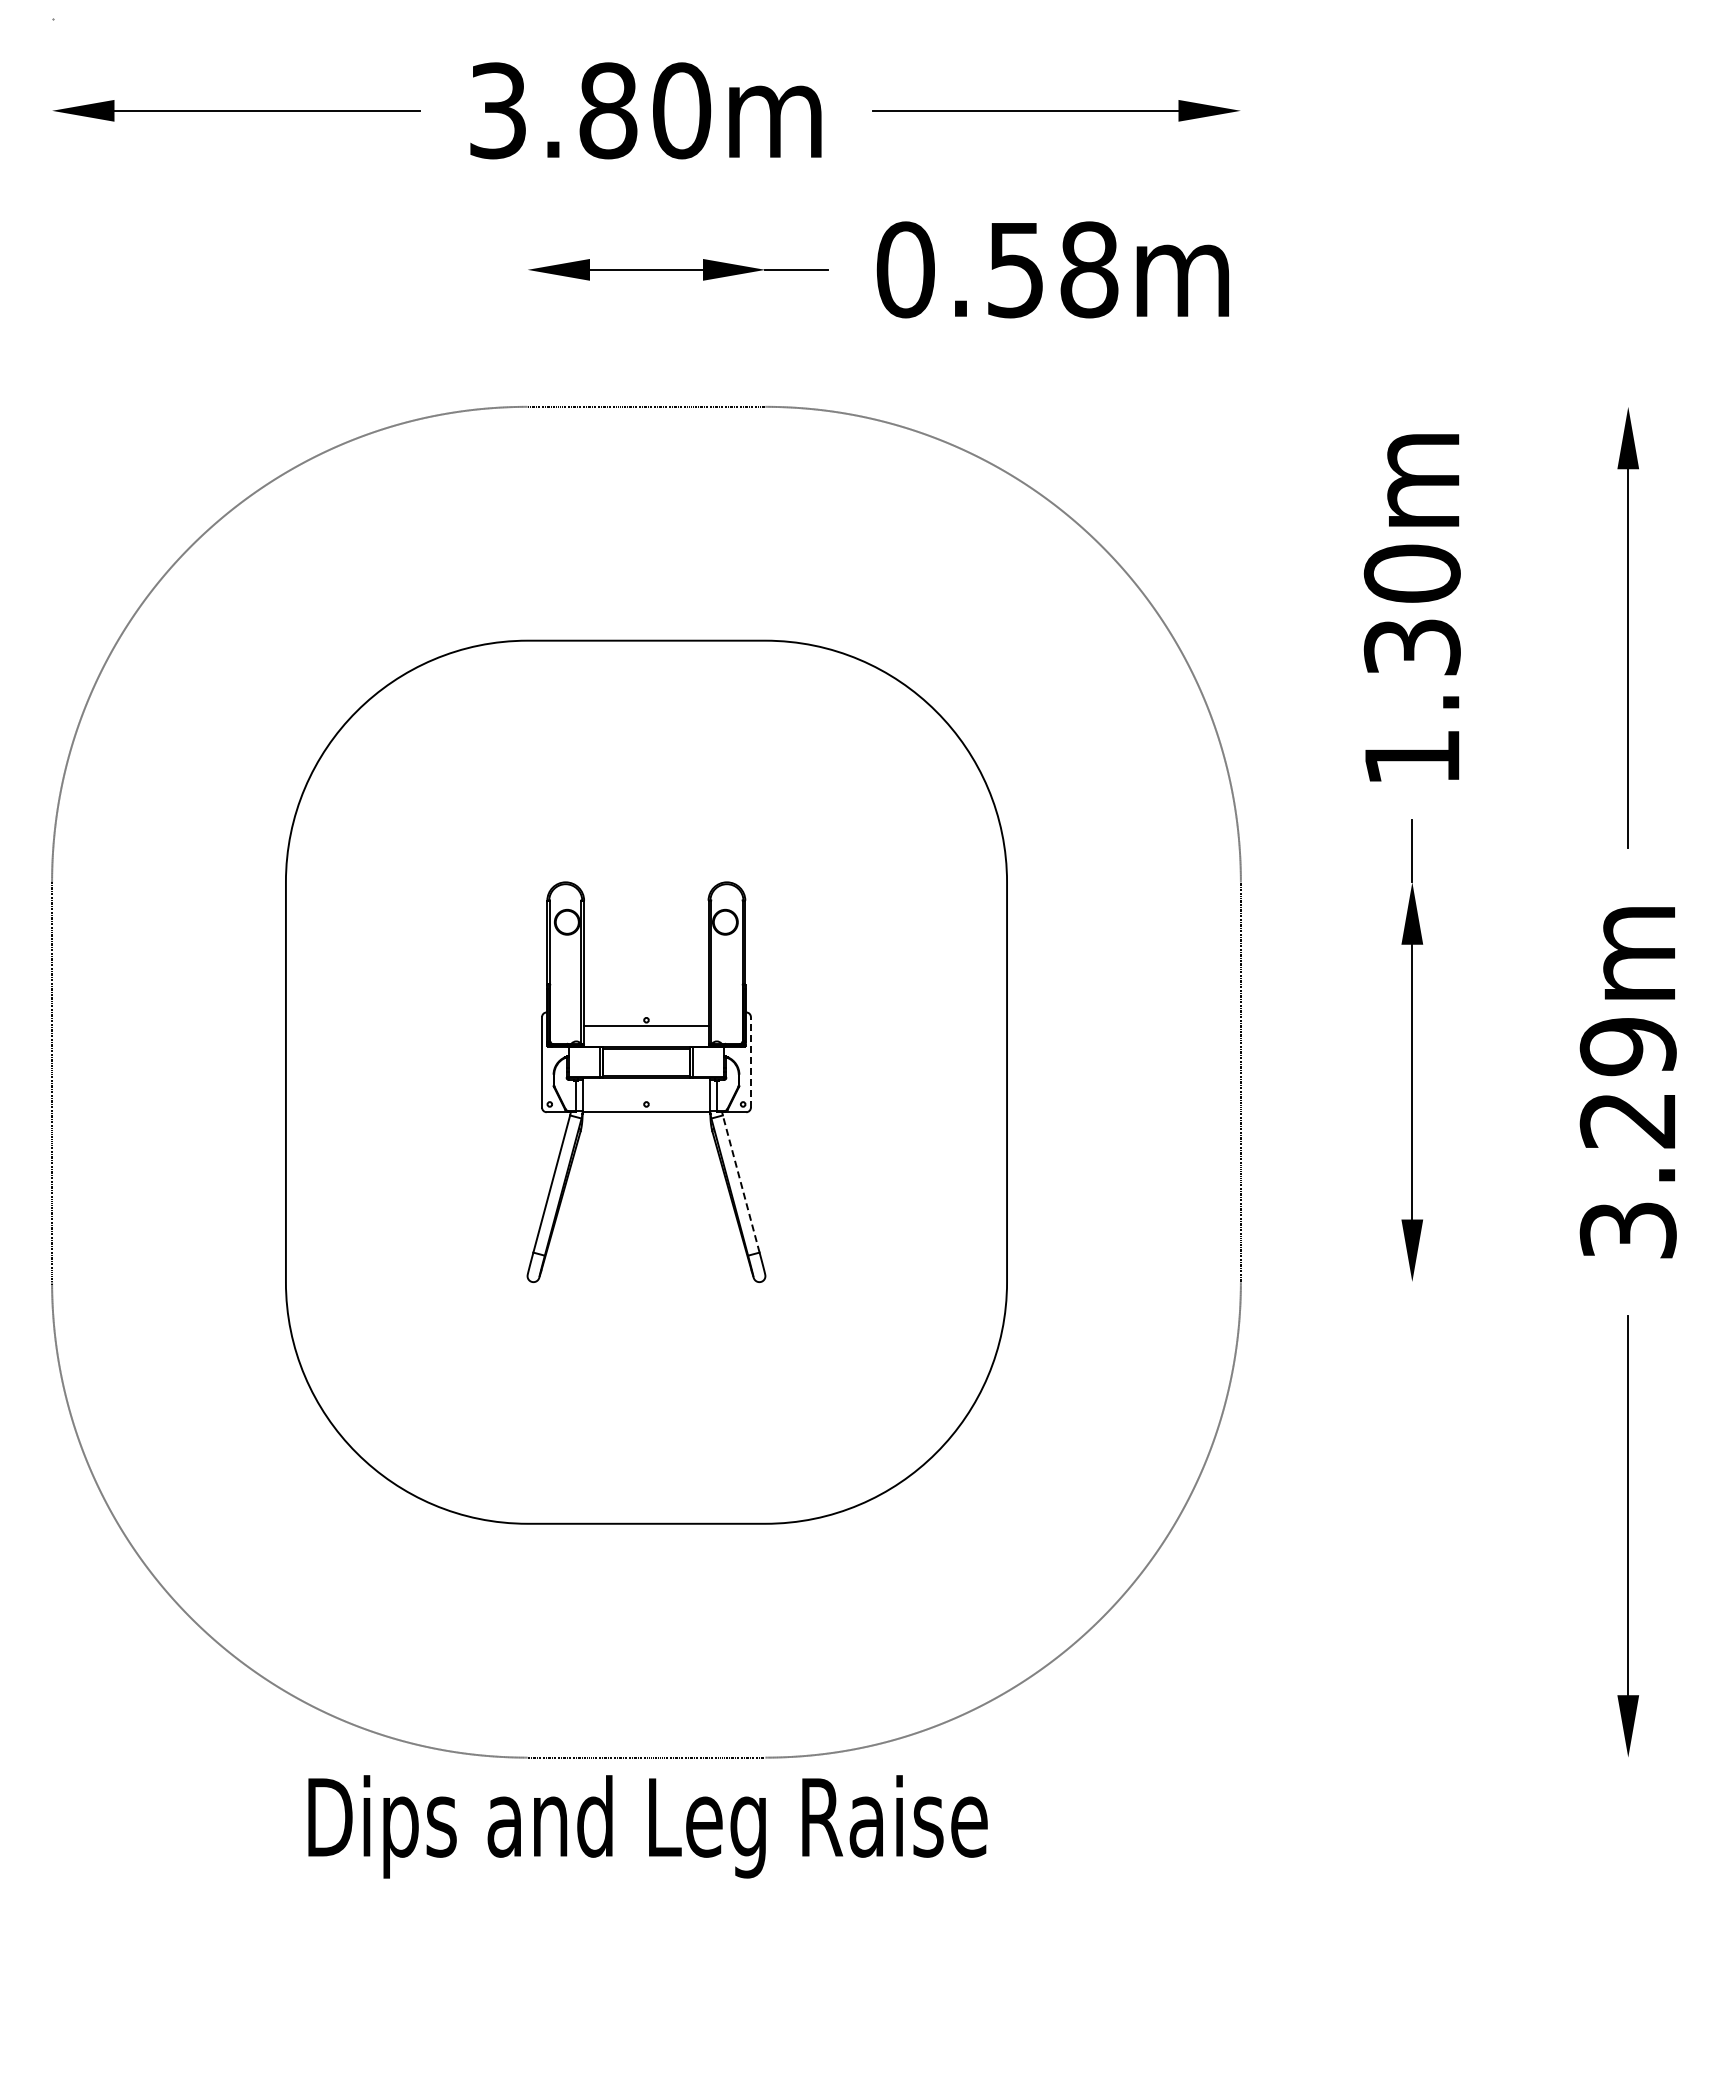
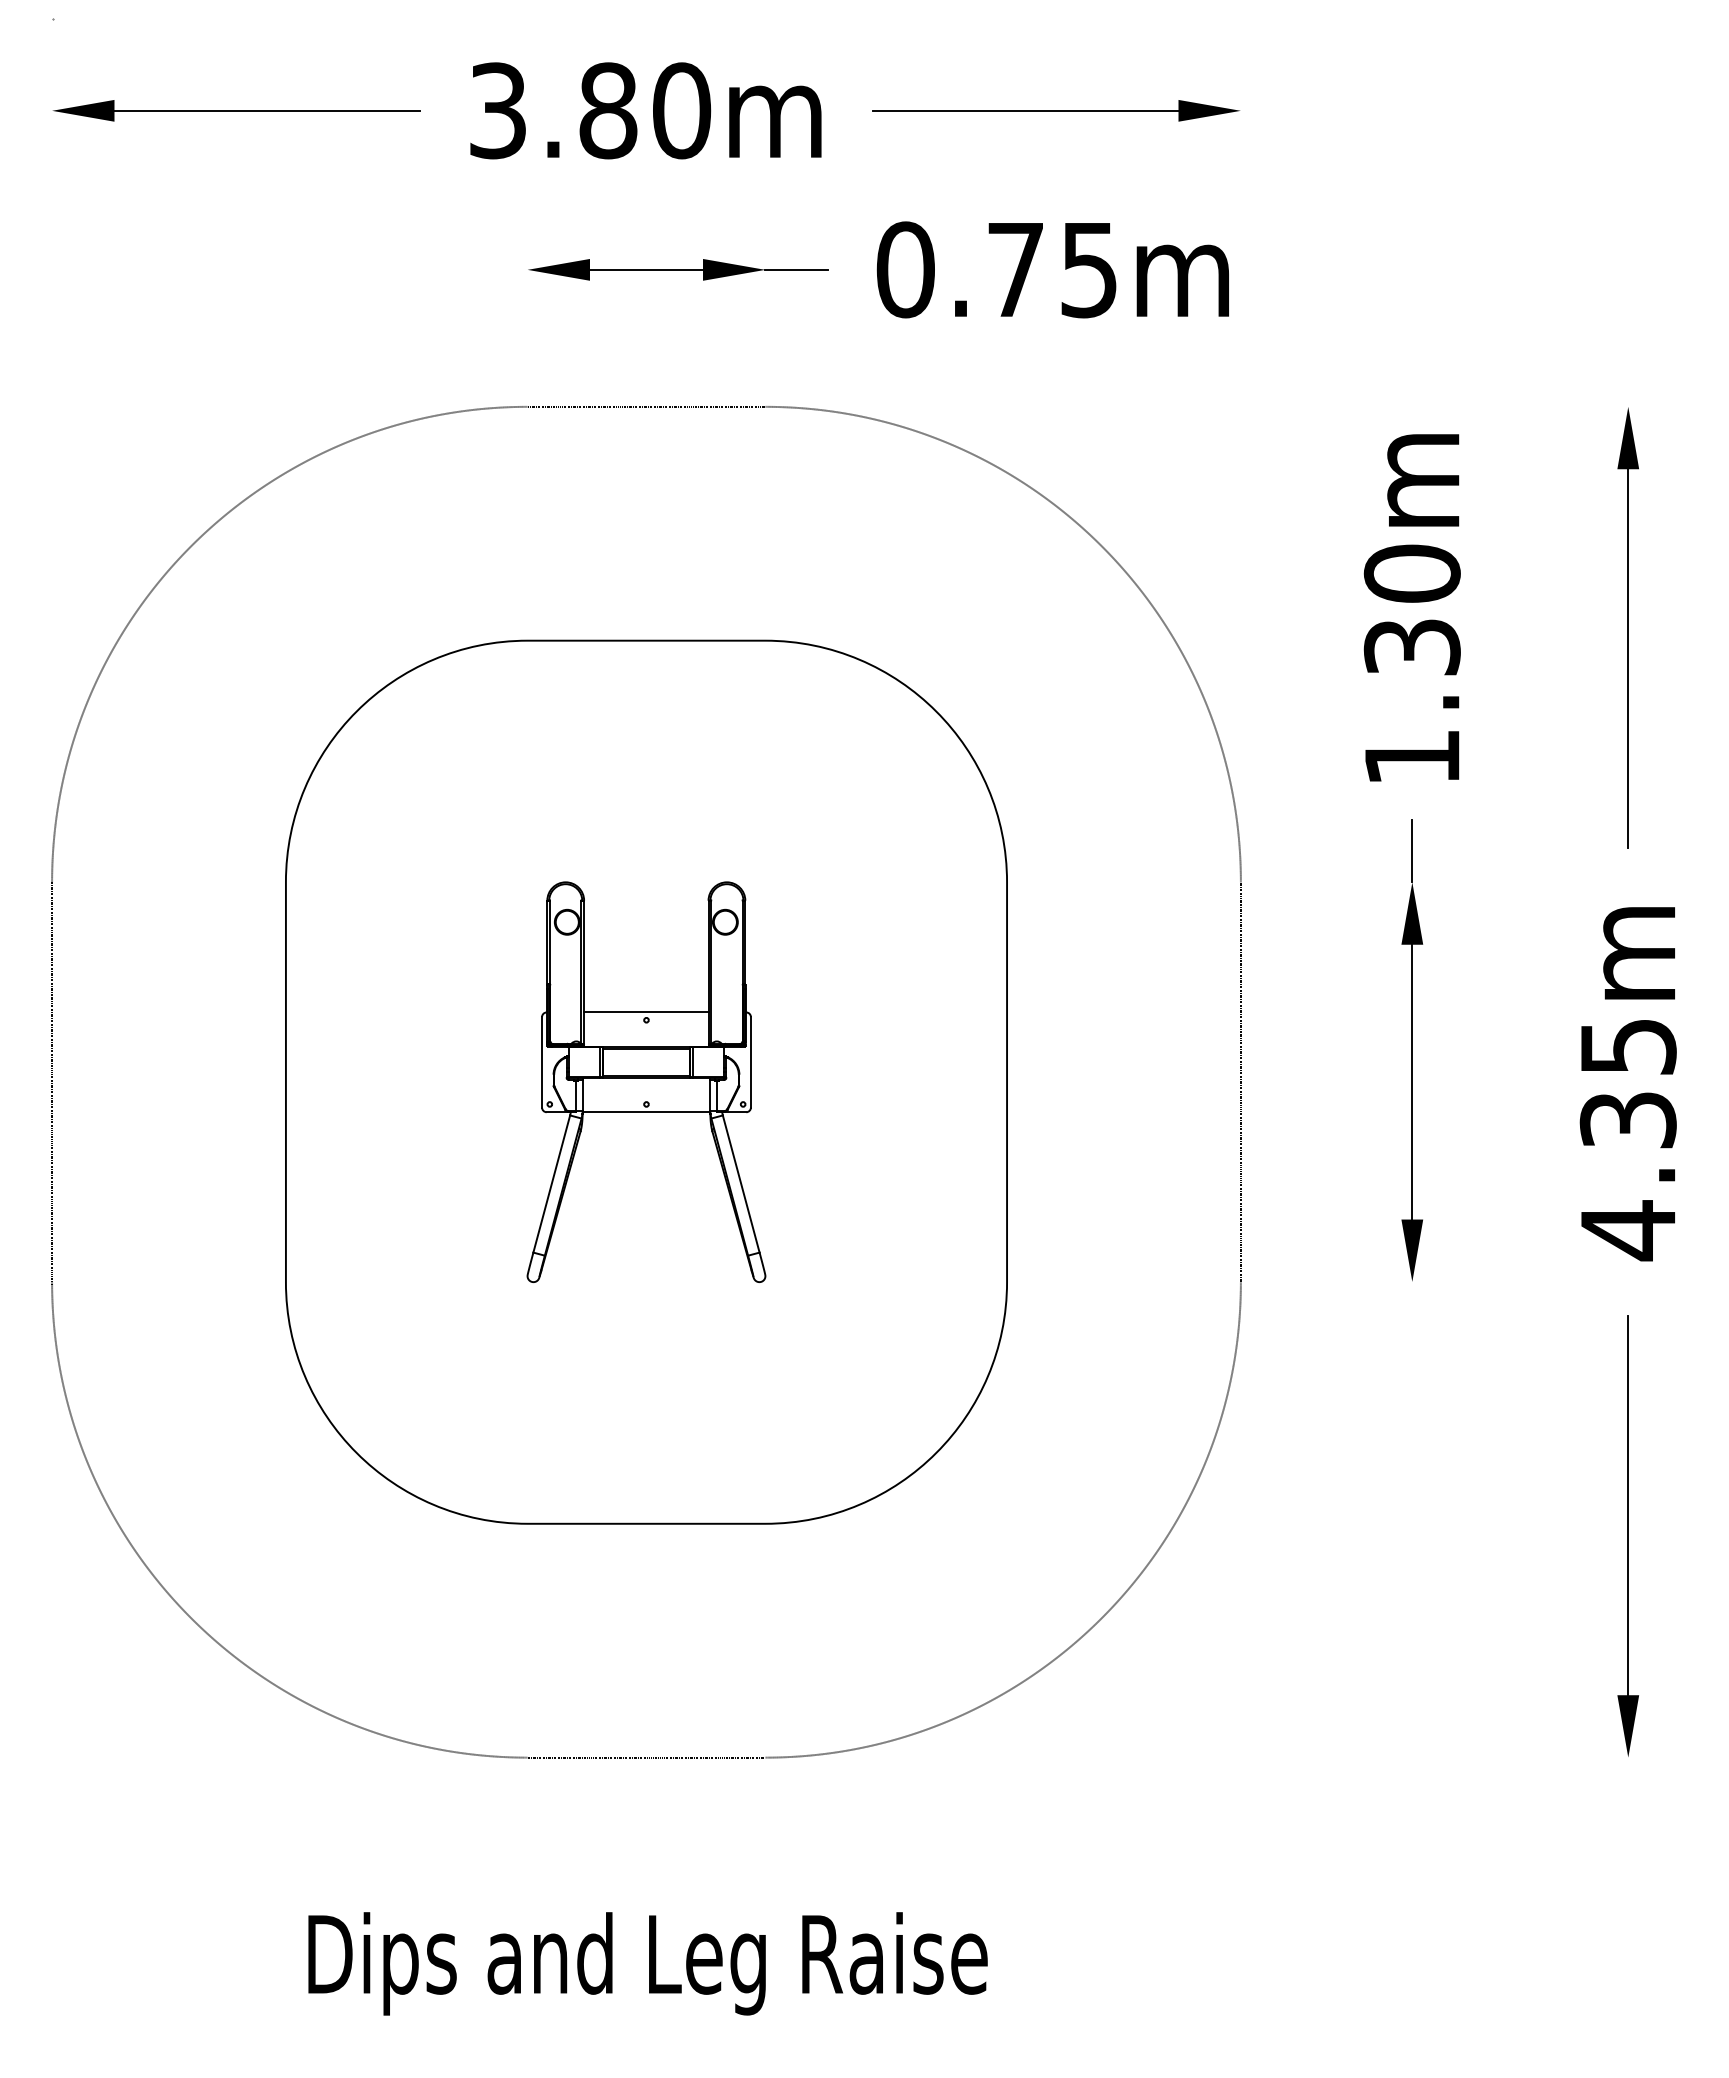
text: 0.58m -> 0.75m (1053, 269)
line position: (646, 1026) -> (646, 1012) (646, 1012)
line: dashed -> solid (750, 1061)
text: 3.29m -> 4.35m (1627, 1139)
line: dashed -> solid (741, 1184)
text position: (647, 1826) -> (647, 1963) (647, 1963)
